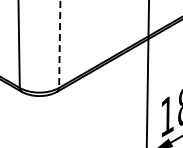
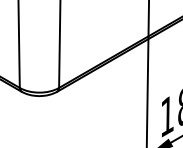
line: dashed -> solid (59, 44)
